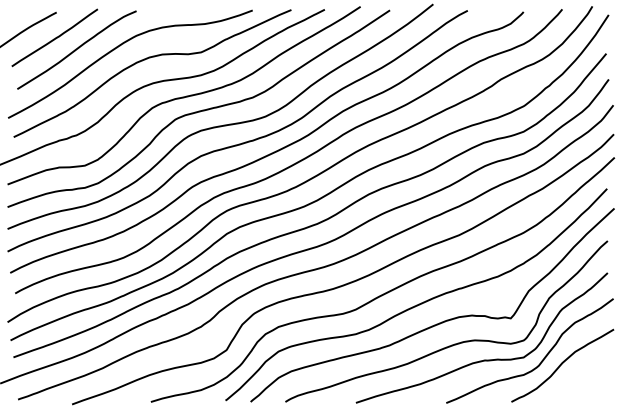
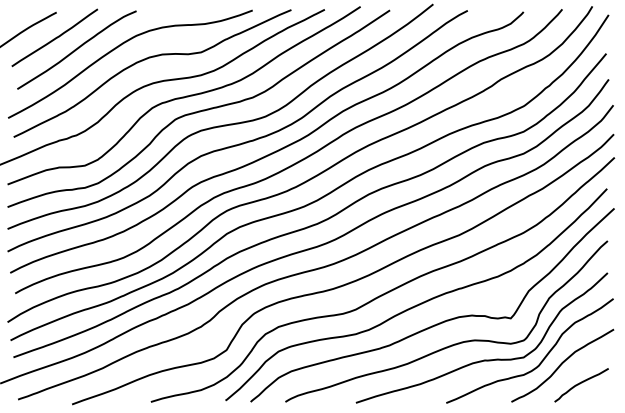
curve: none -> present (580, 384)
